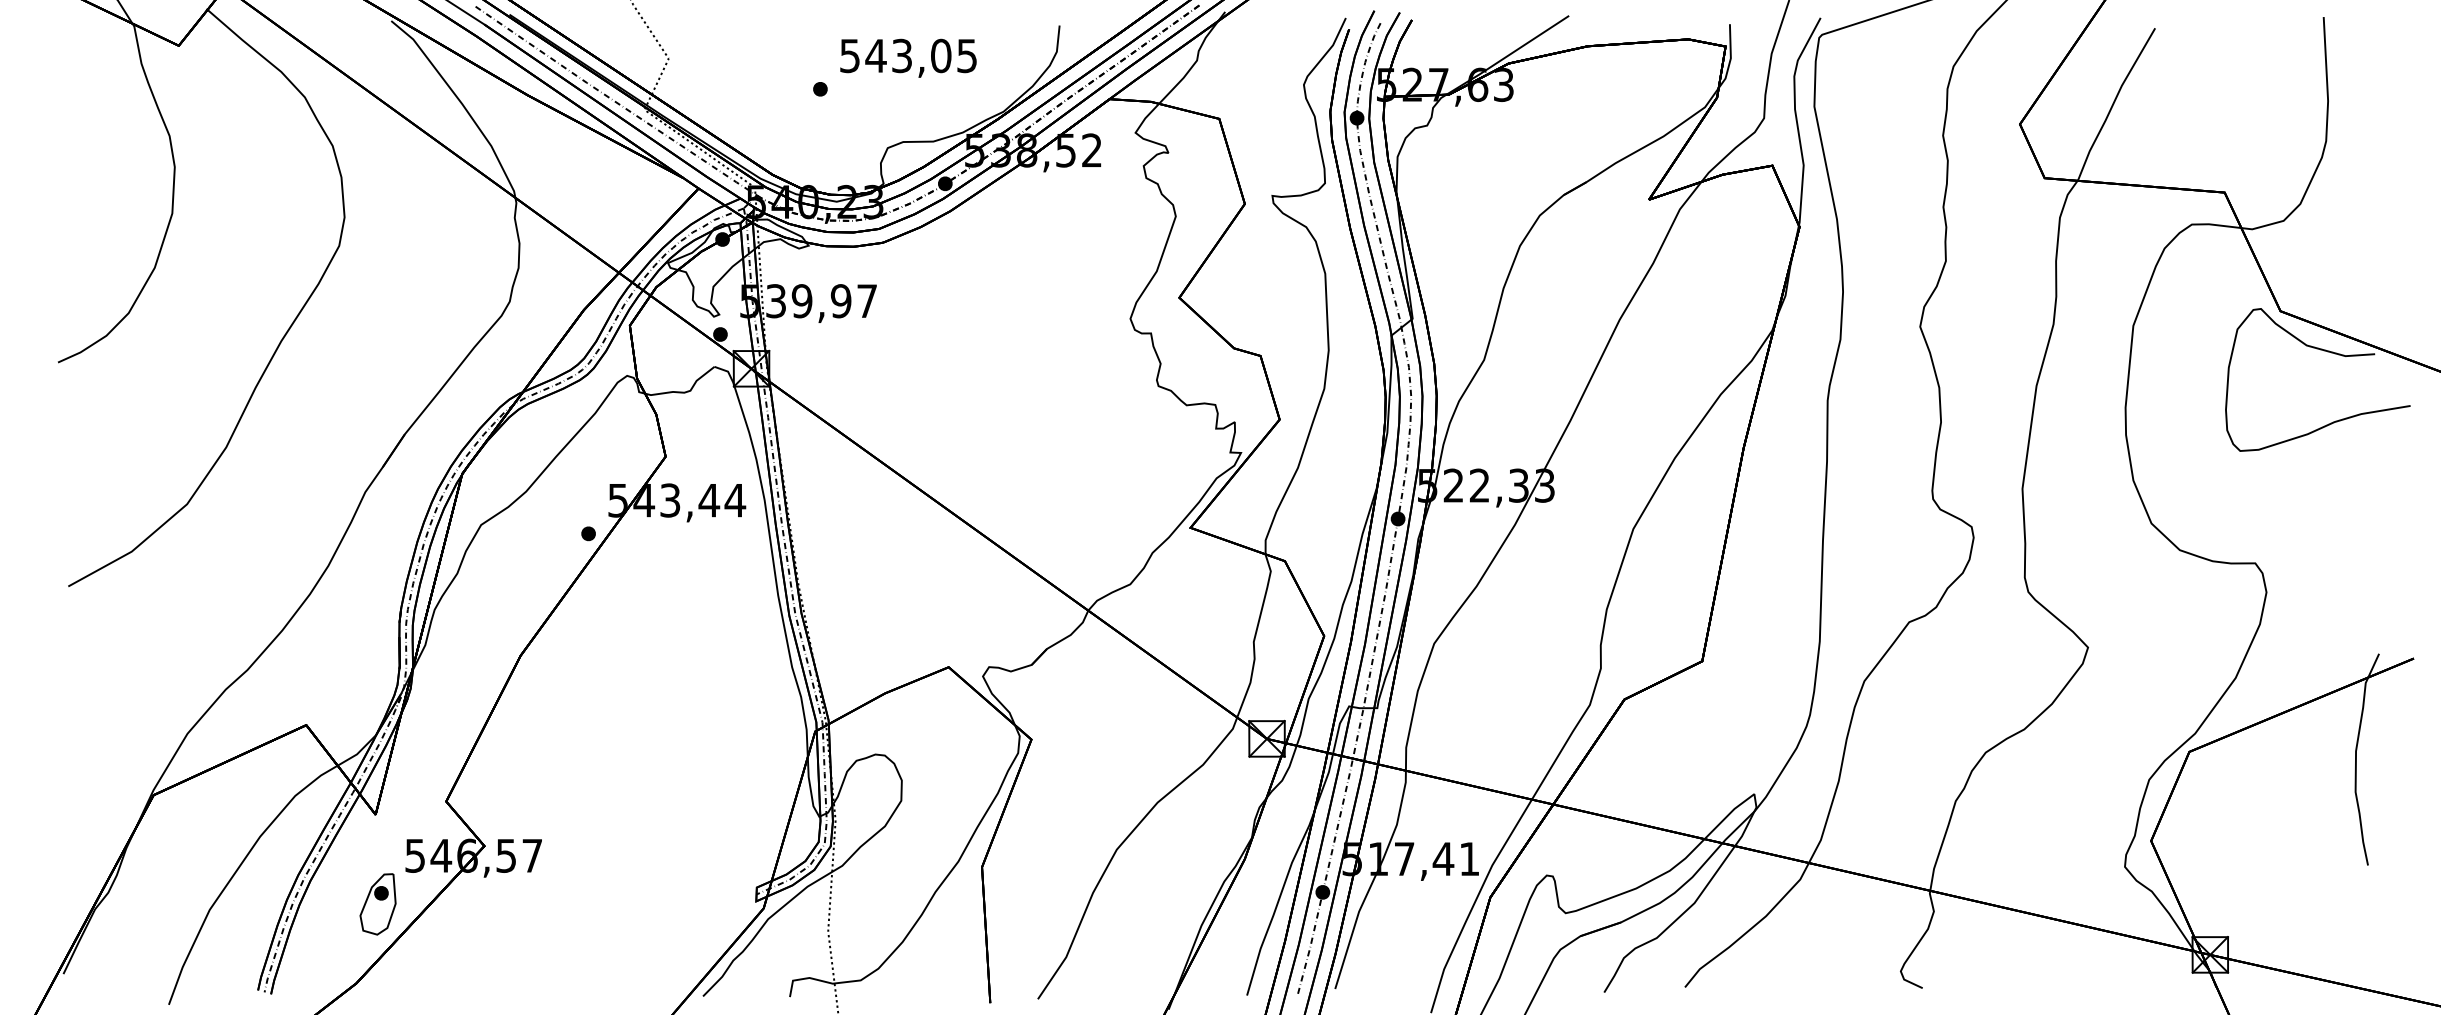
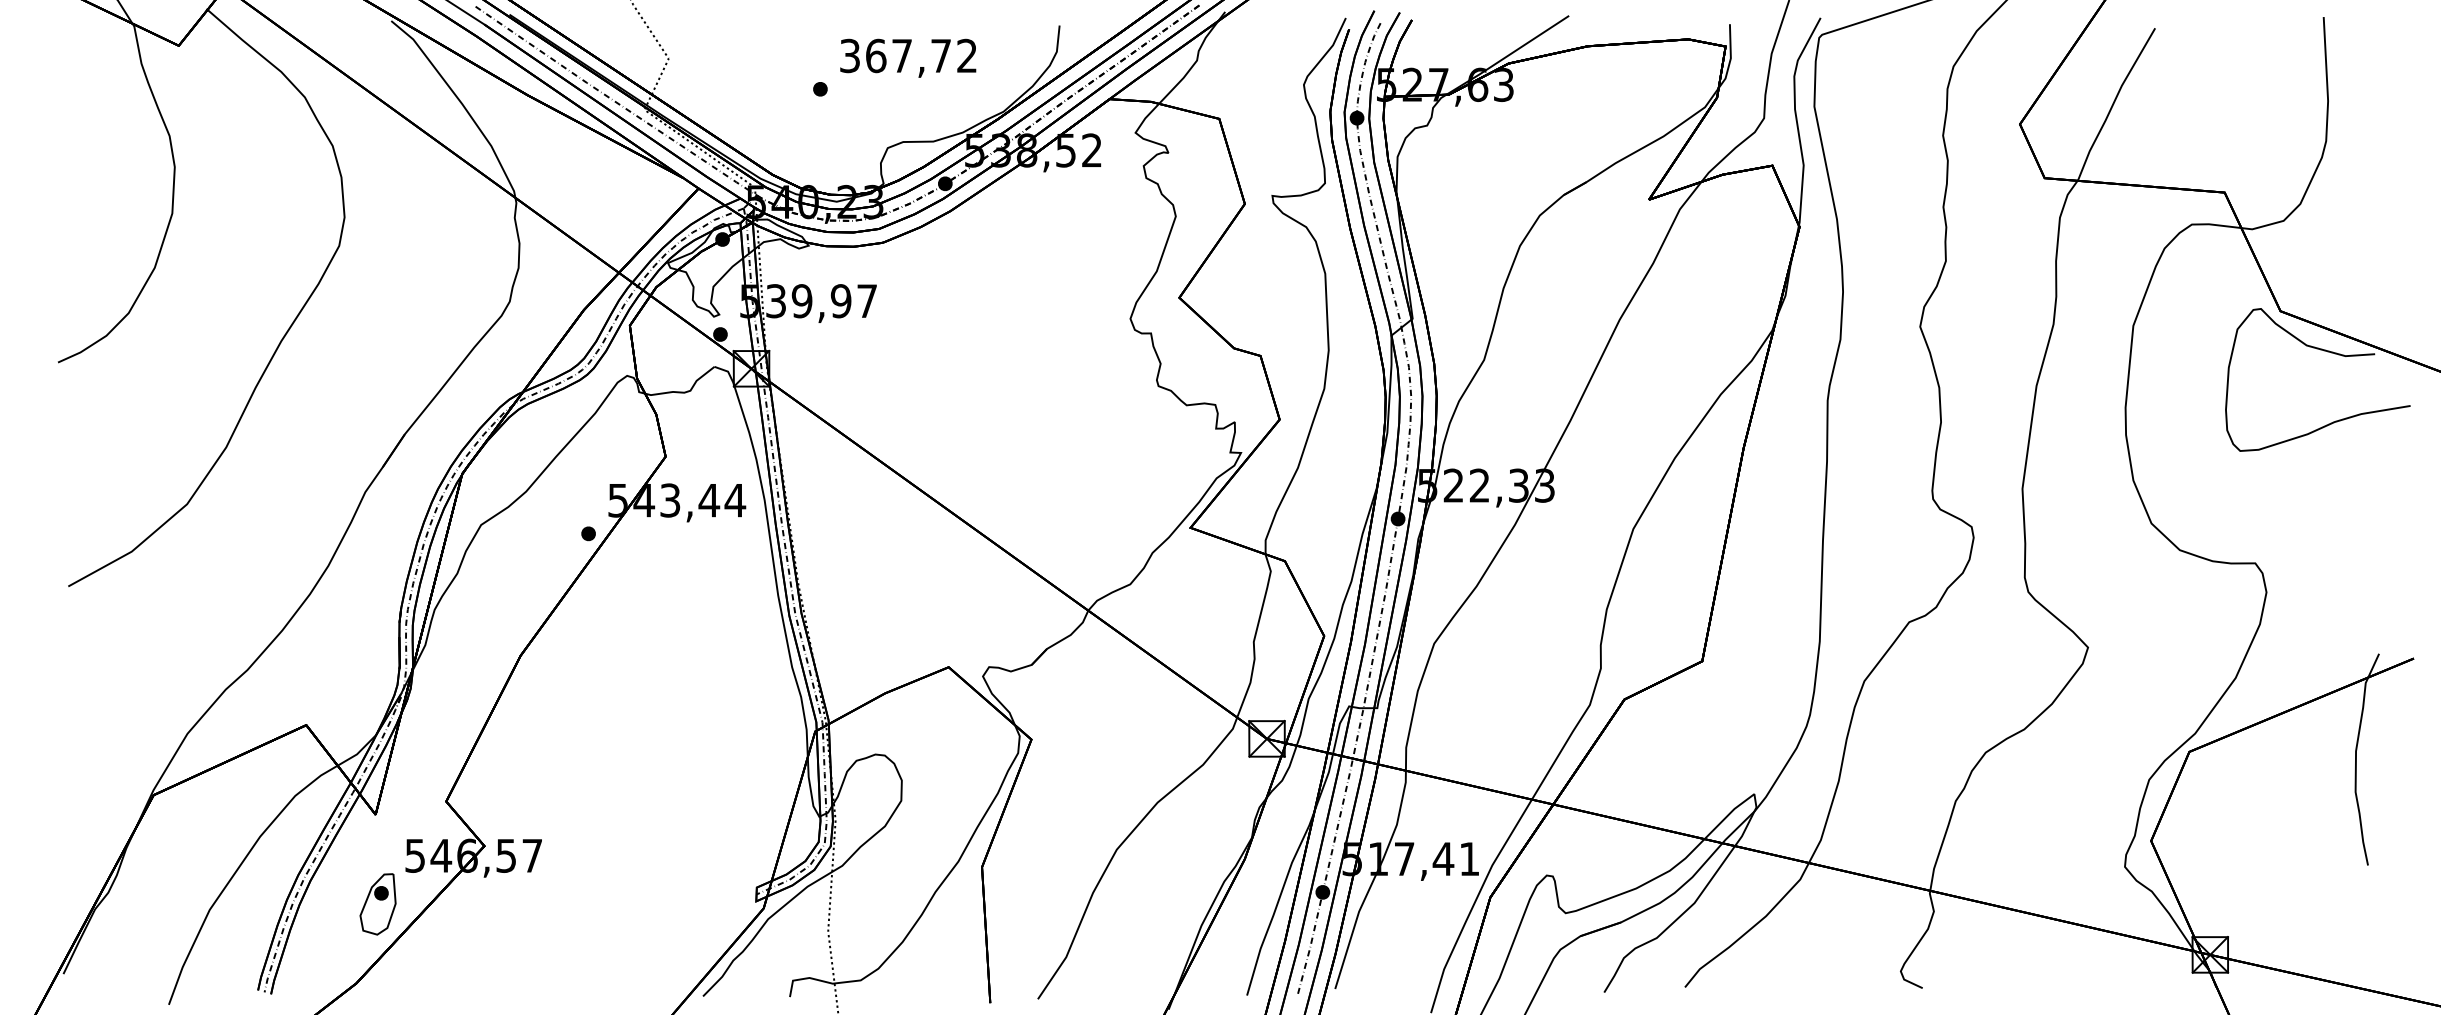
text: 543,05 -> 367,72 (908, 55)
